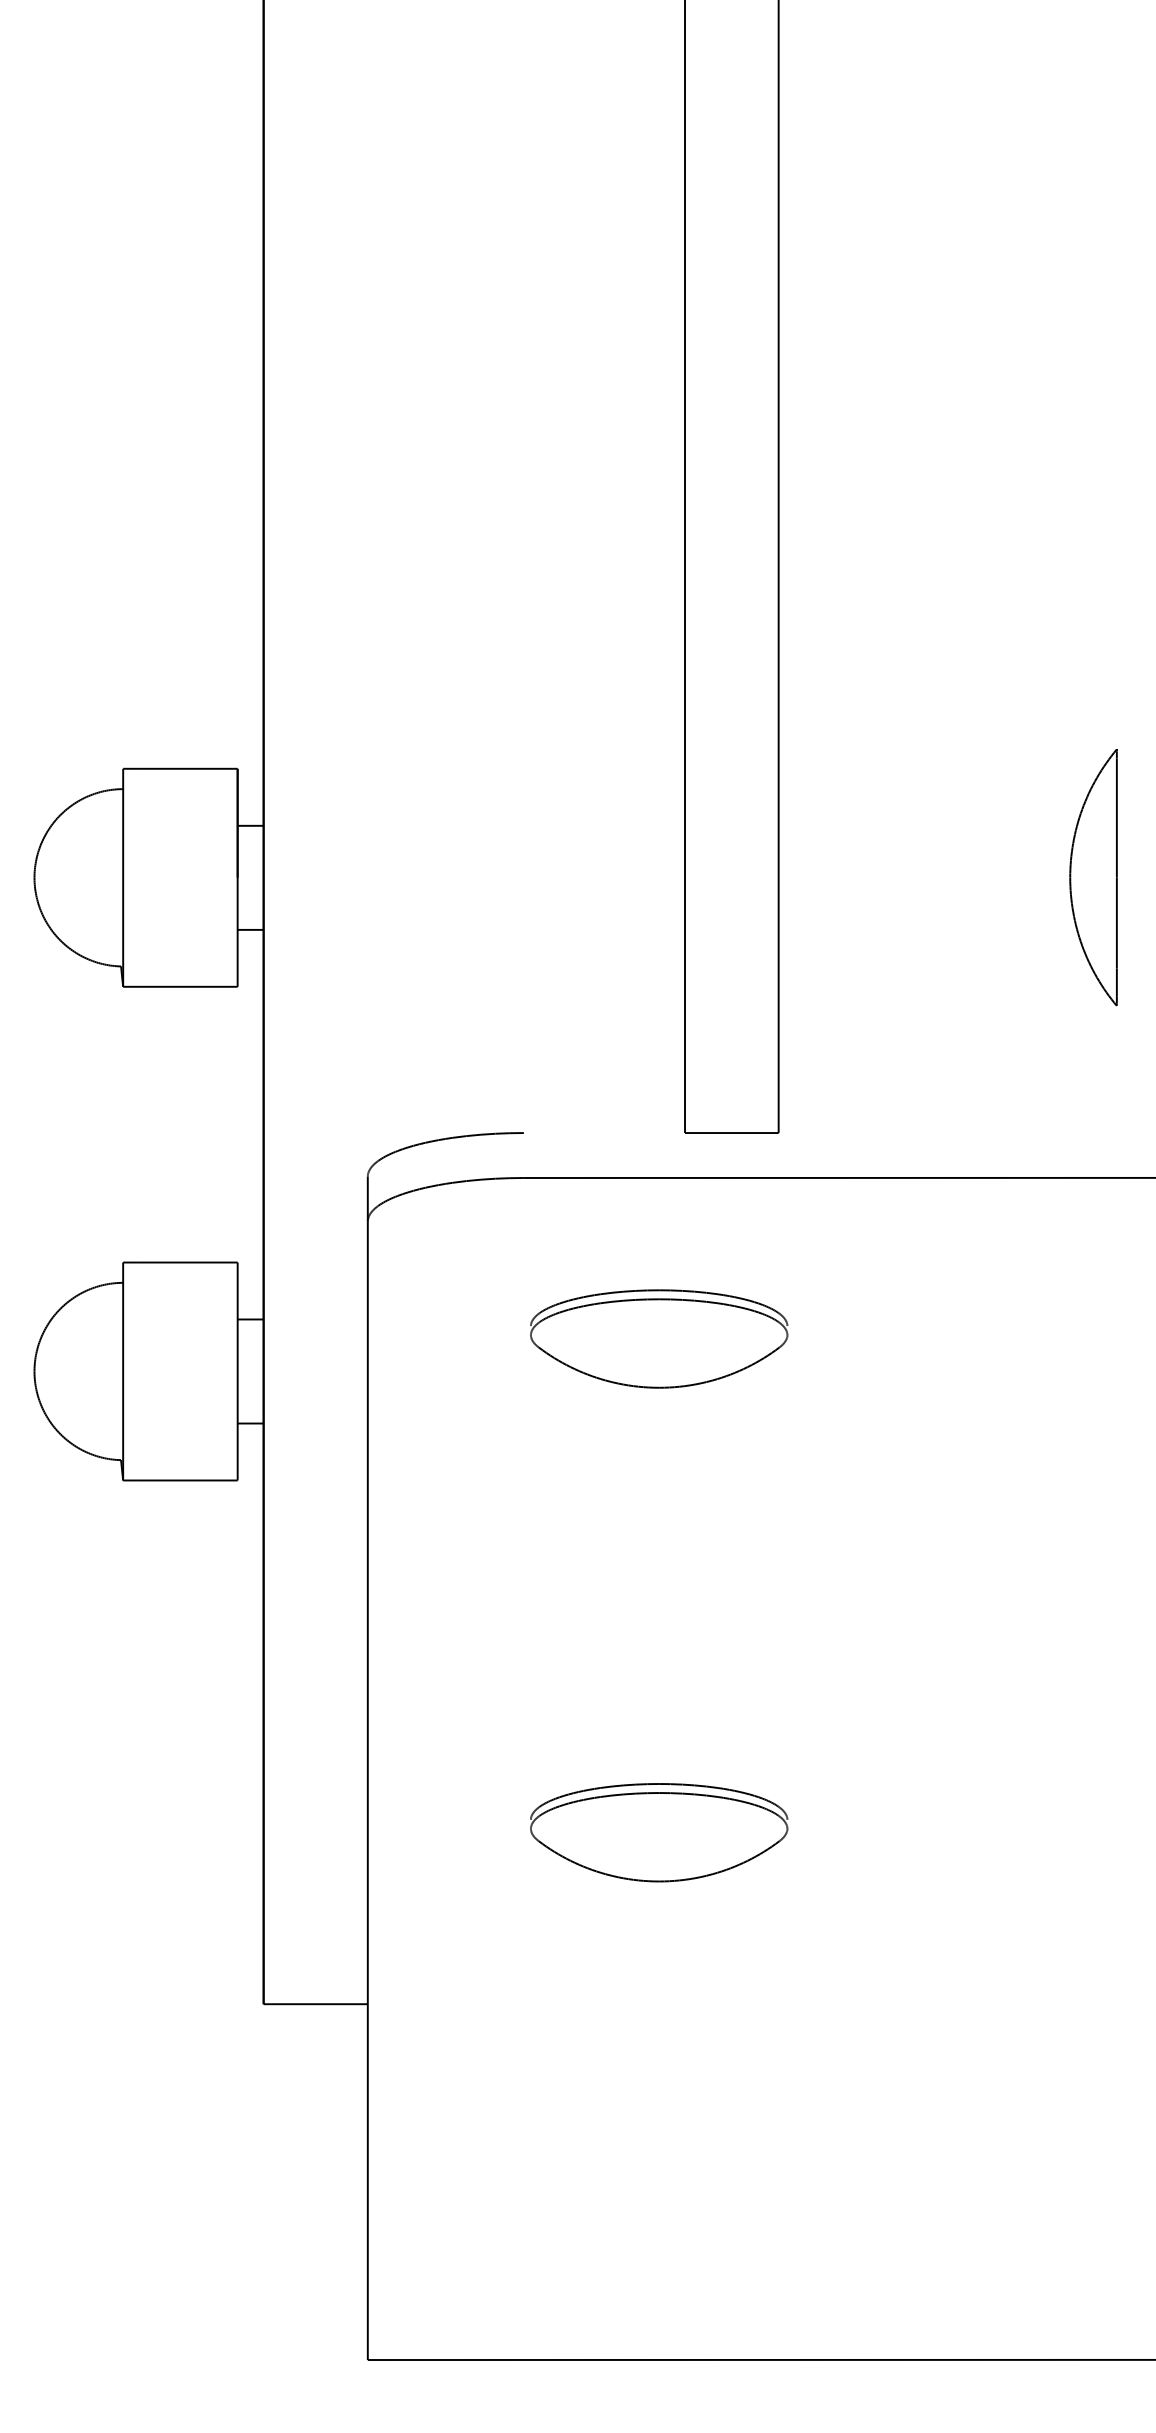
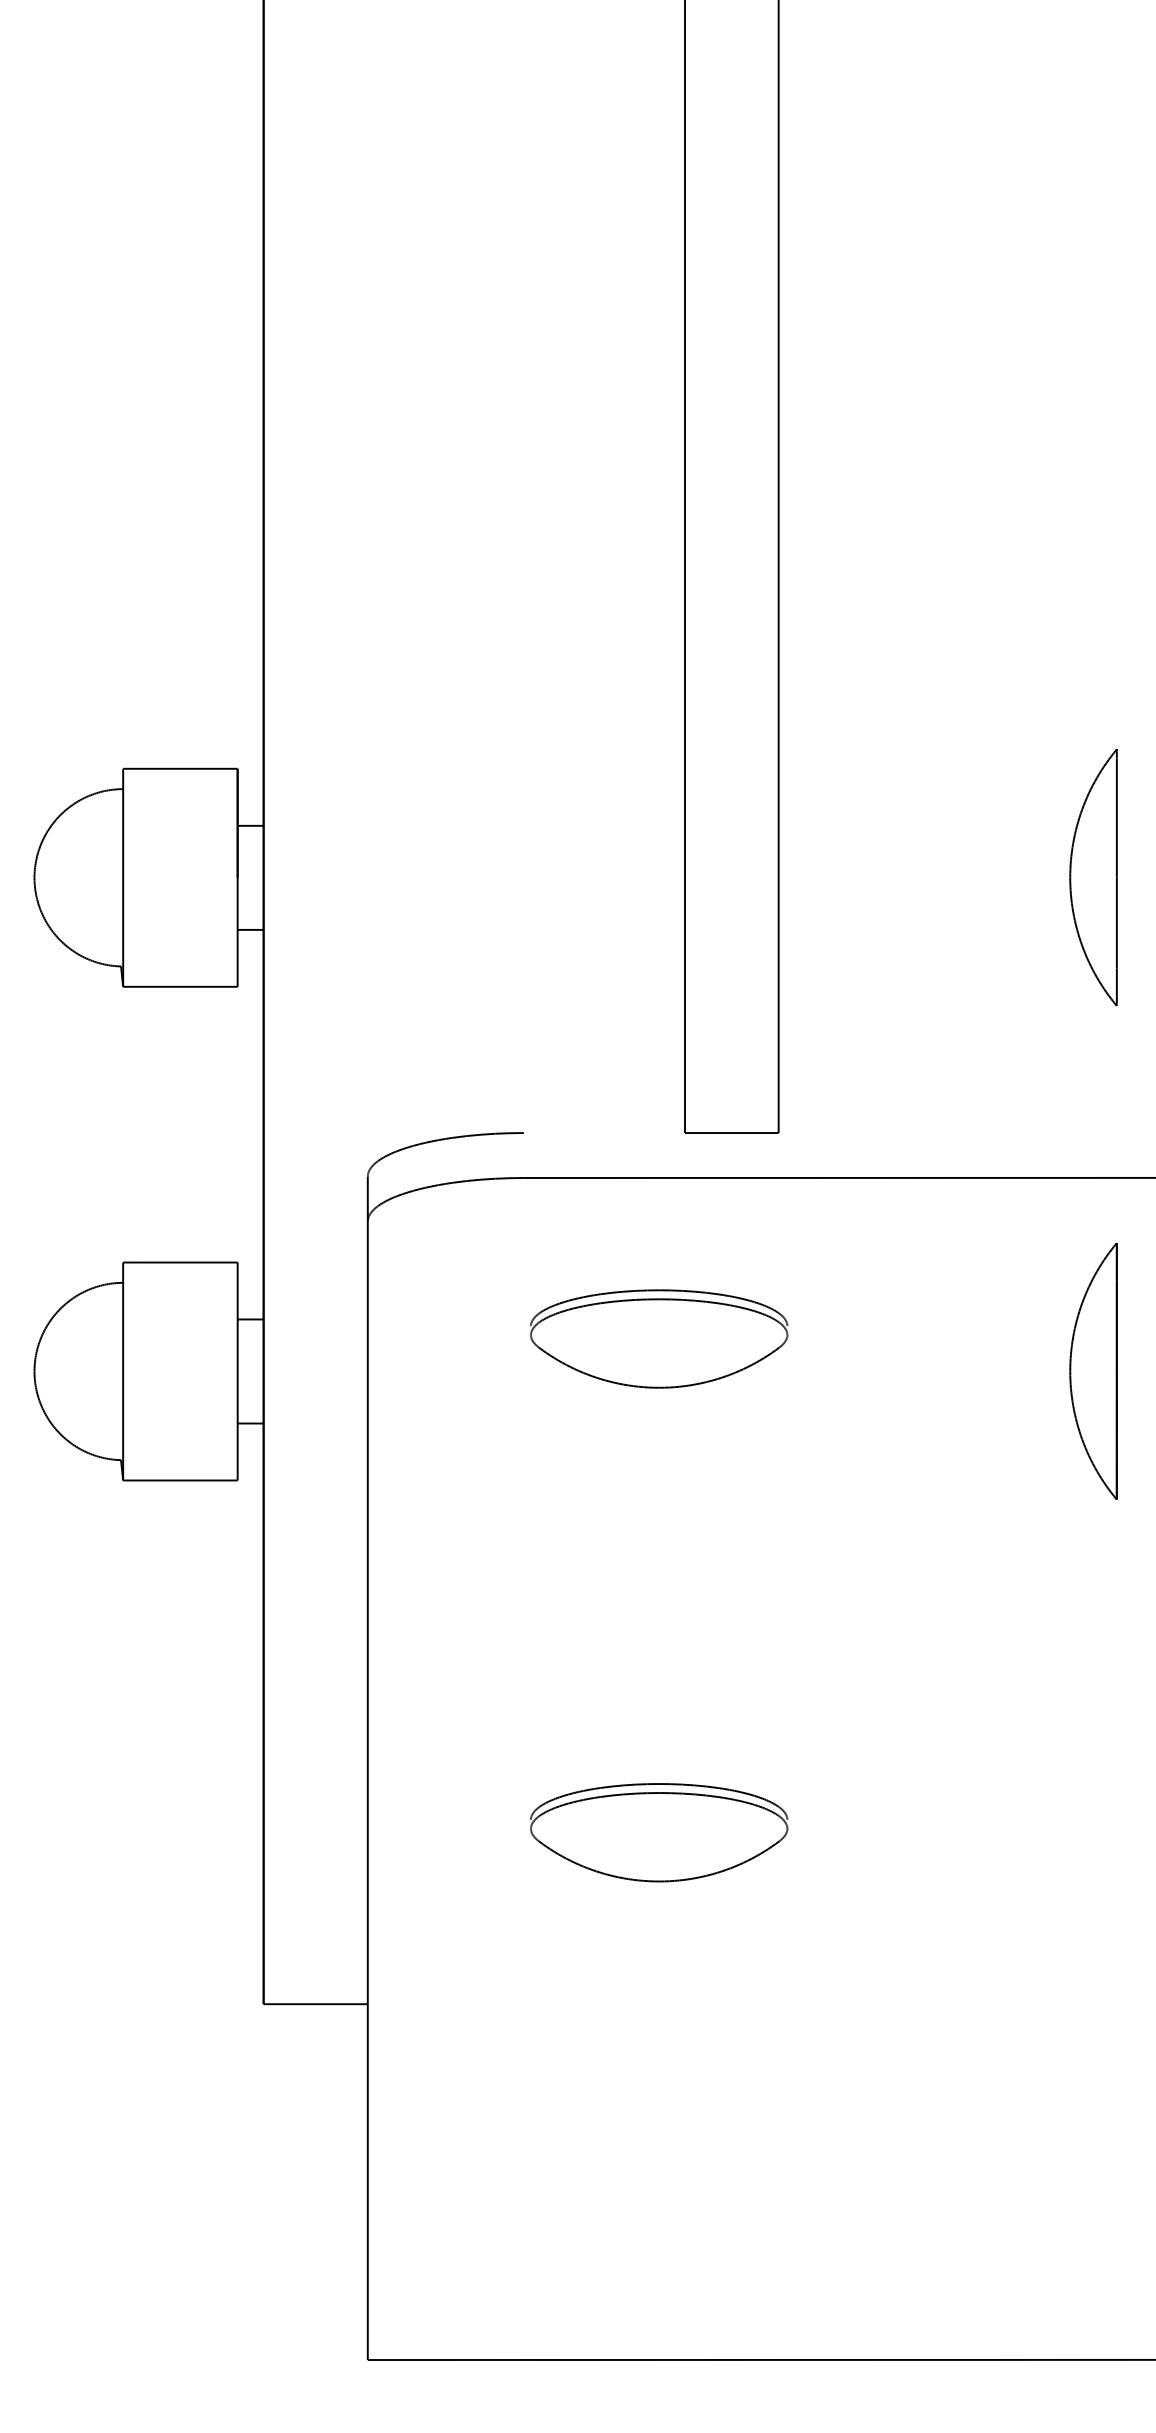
part: none -> present (1093, 1370)
